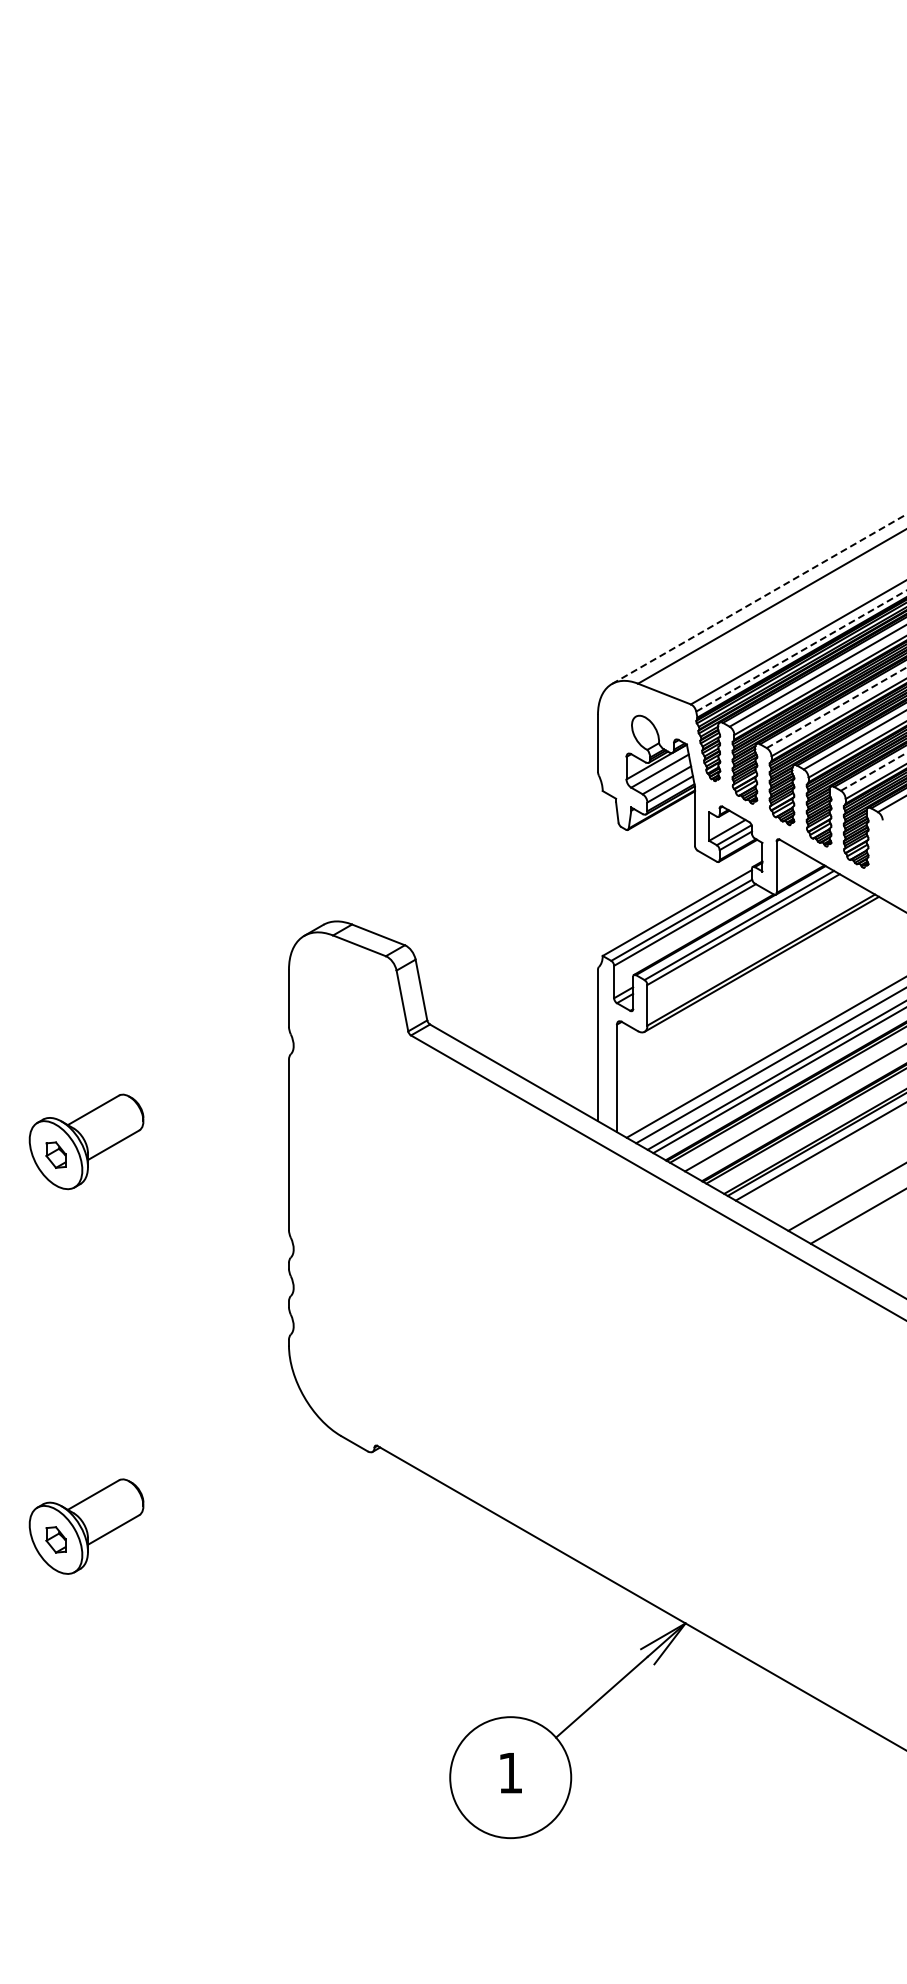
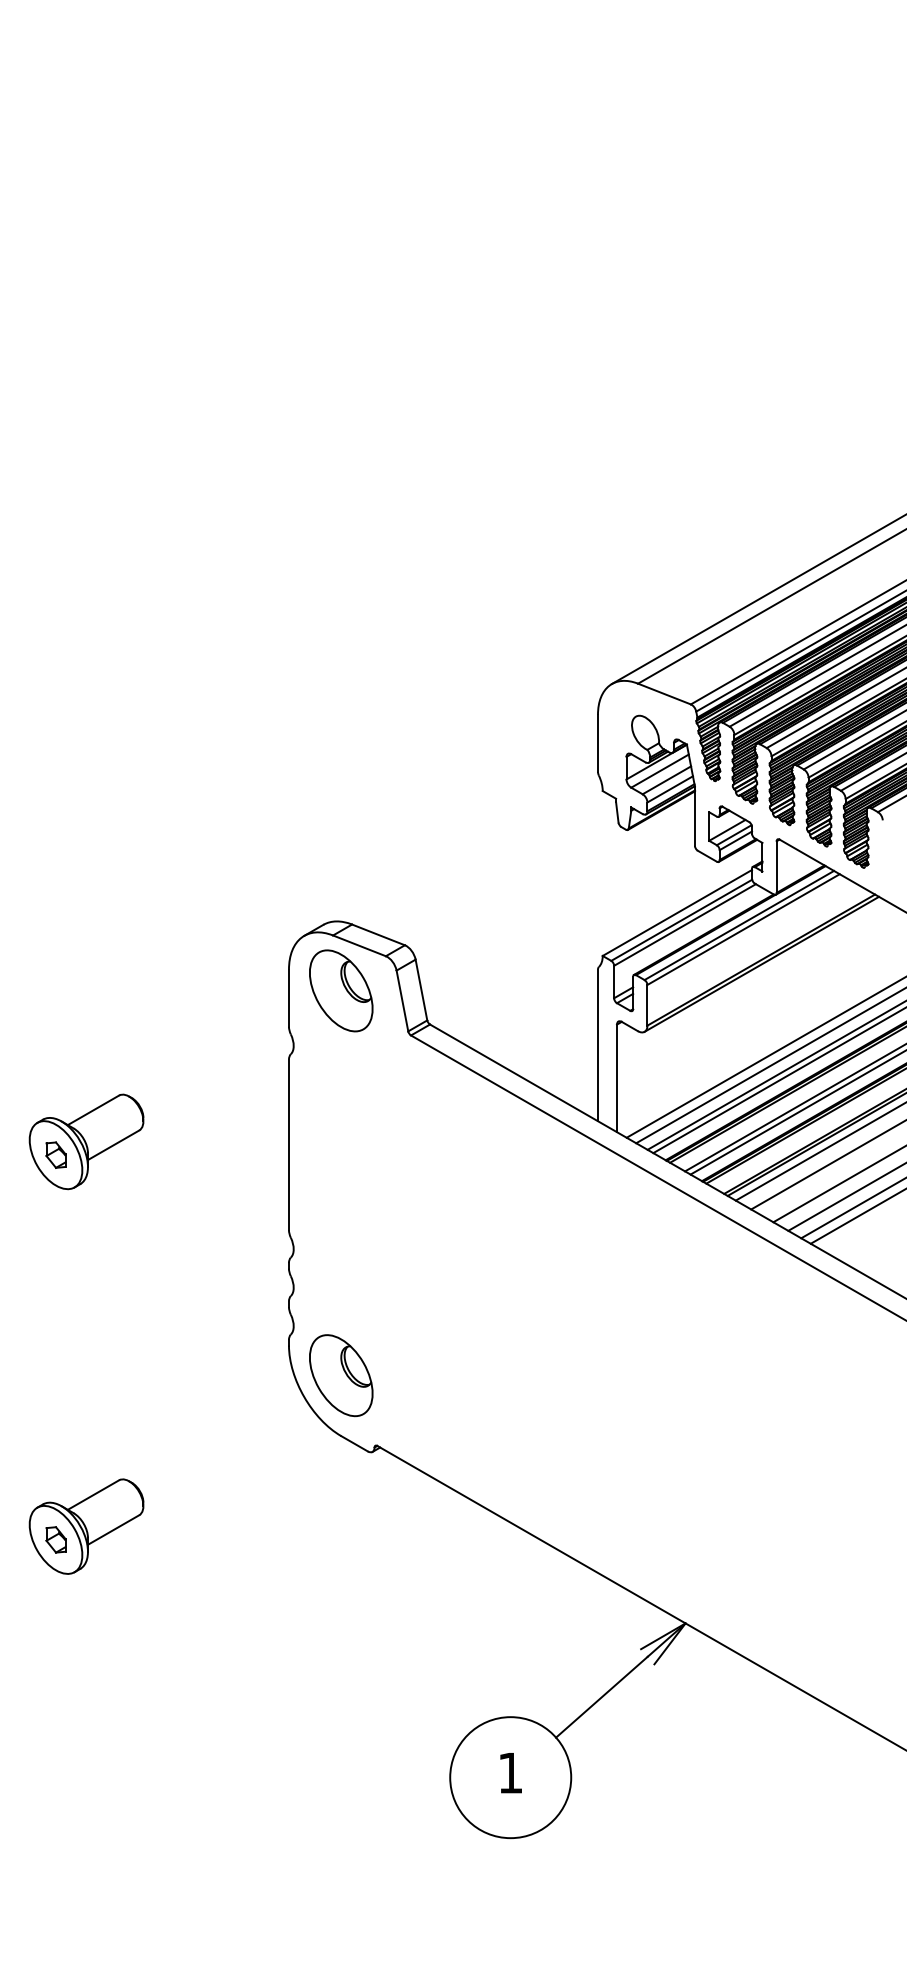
line: dashed -> solid (759, 599)
line: dashed -> solid (801, 650)
line: dashed -> solid (836, 707)
line: dashed -> solid (873, 771)
part: none -> present (341, 990)
line: none -> present (796, 1112)
line: none -> present (827, 1165)
line: none -> present (838, 1184)
line: none -> present (852, 1208)
part: none -> present (341, 1375)
